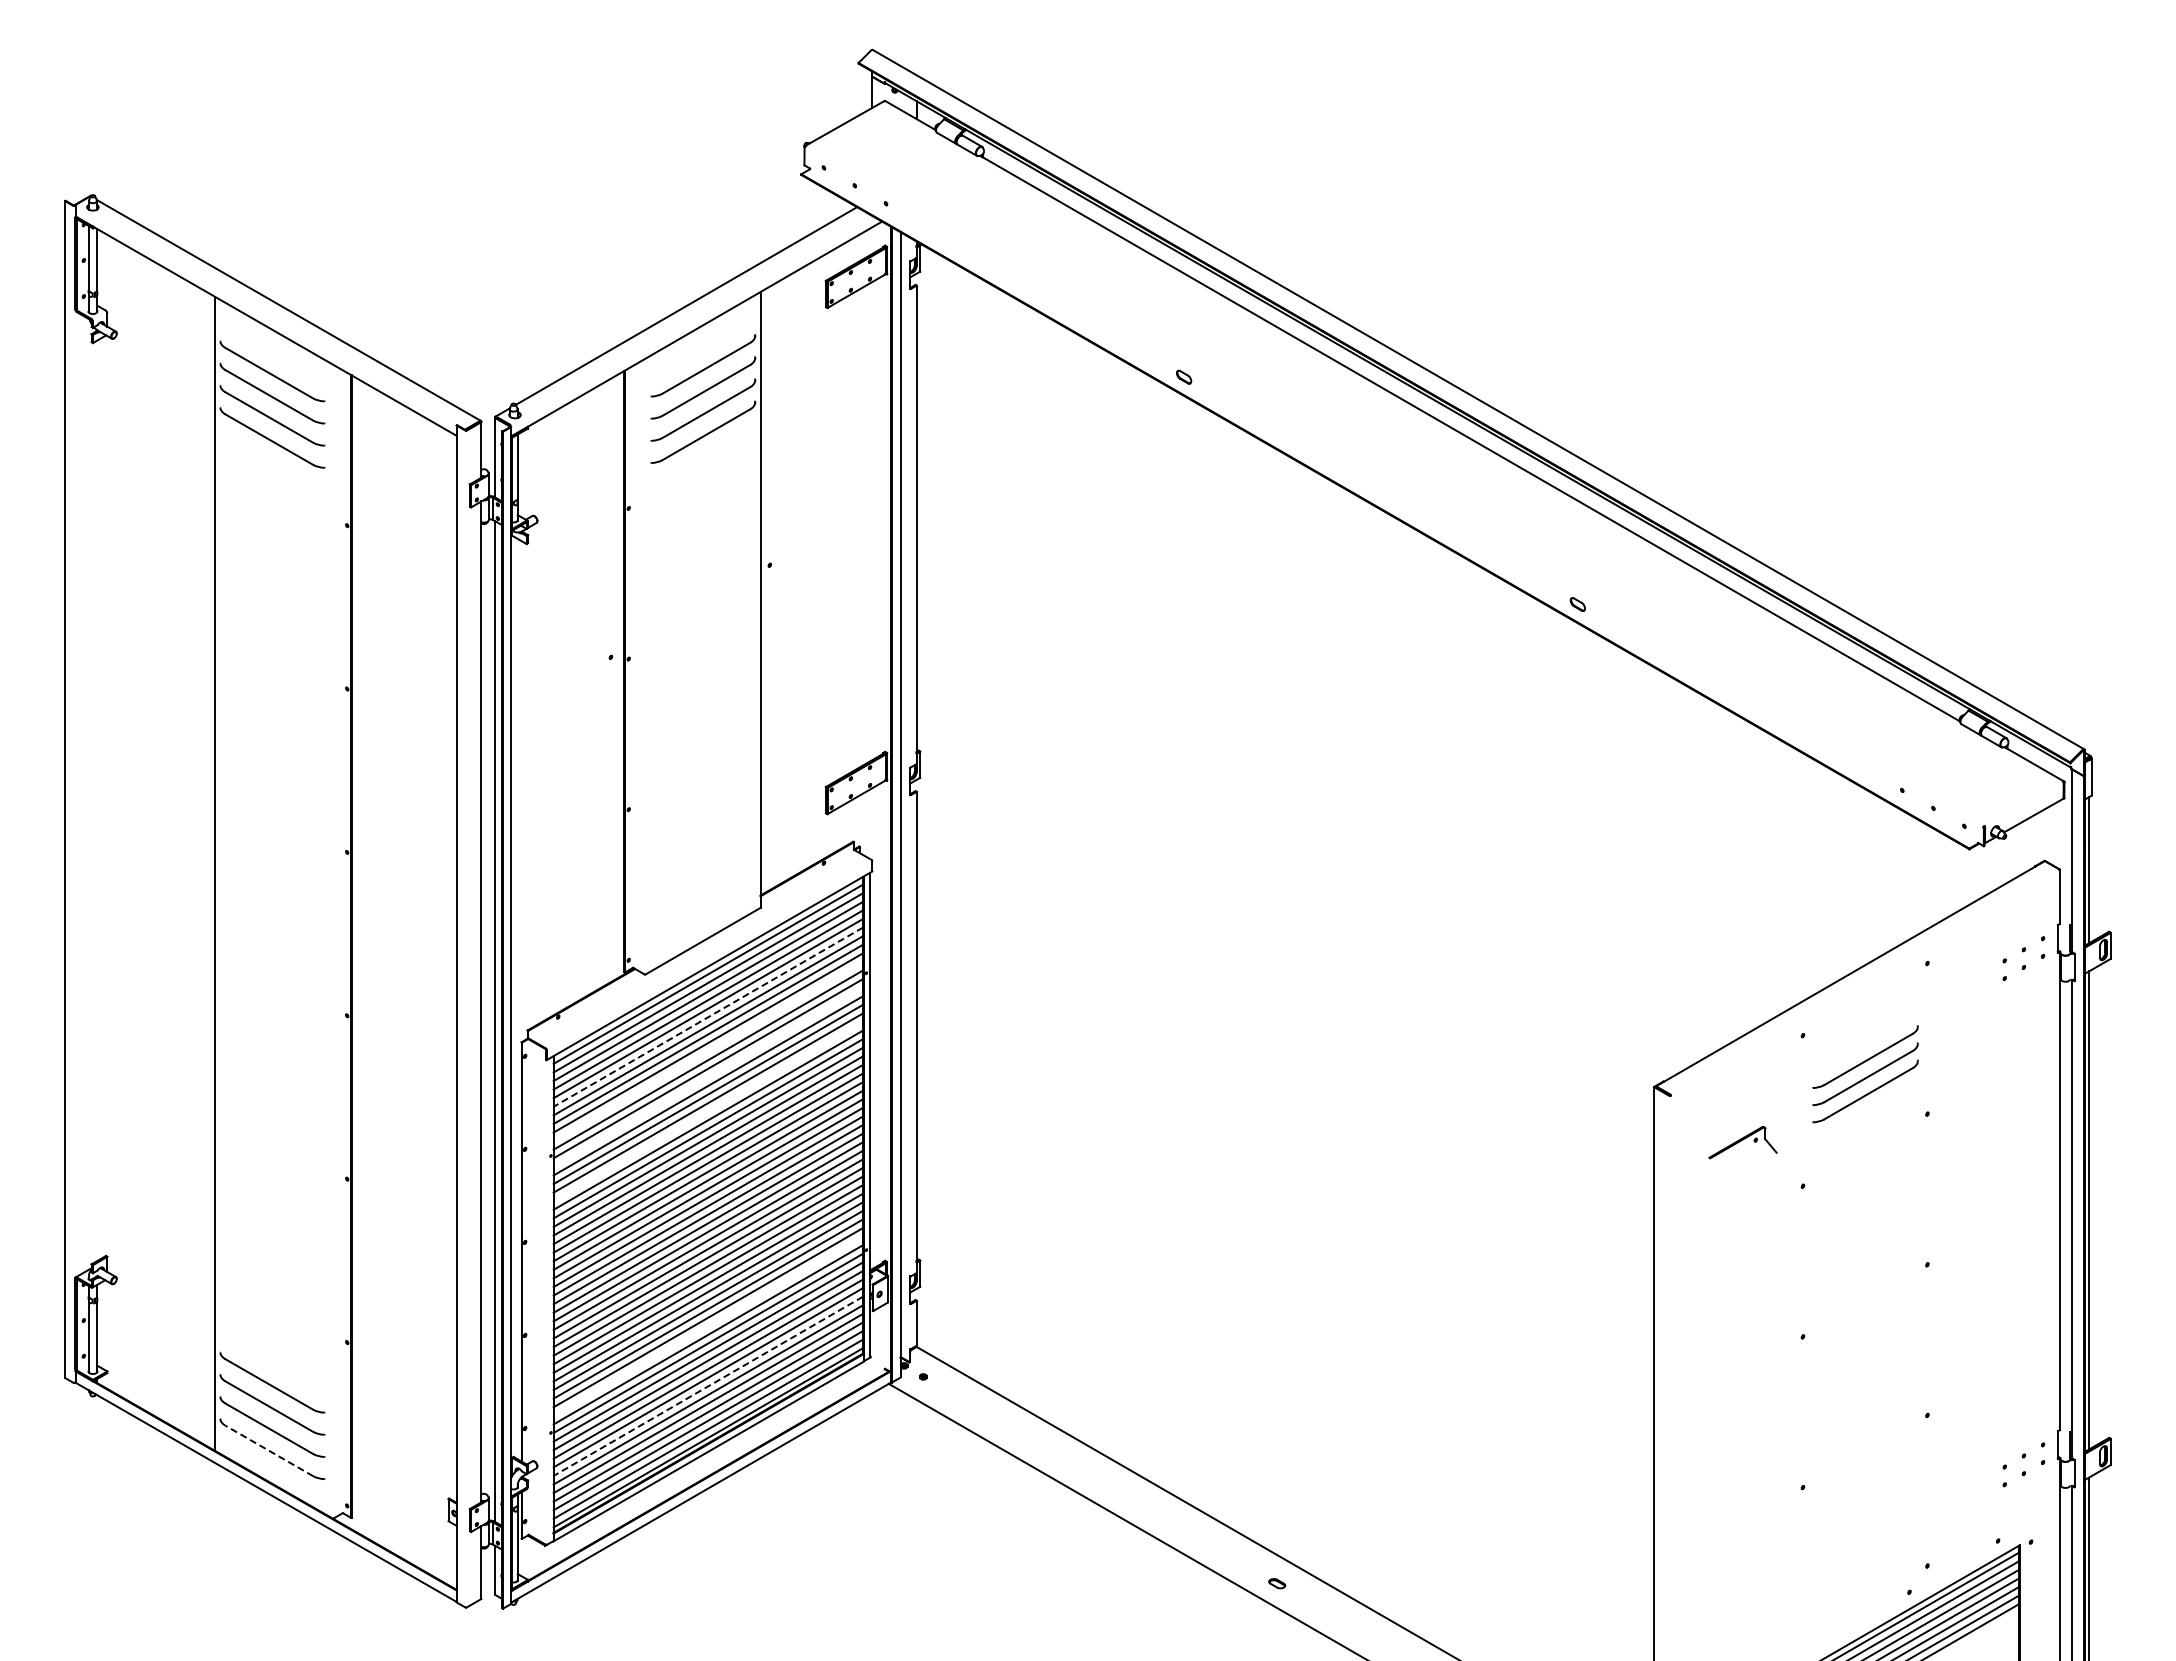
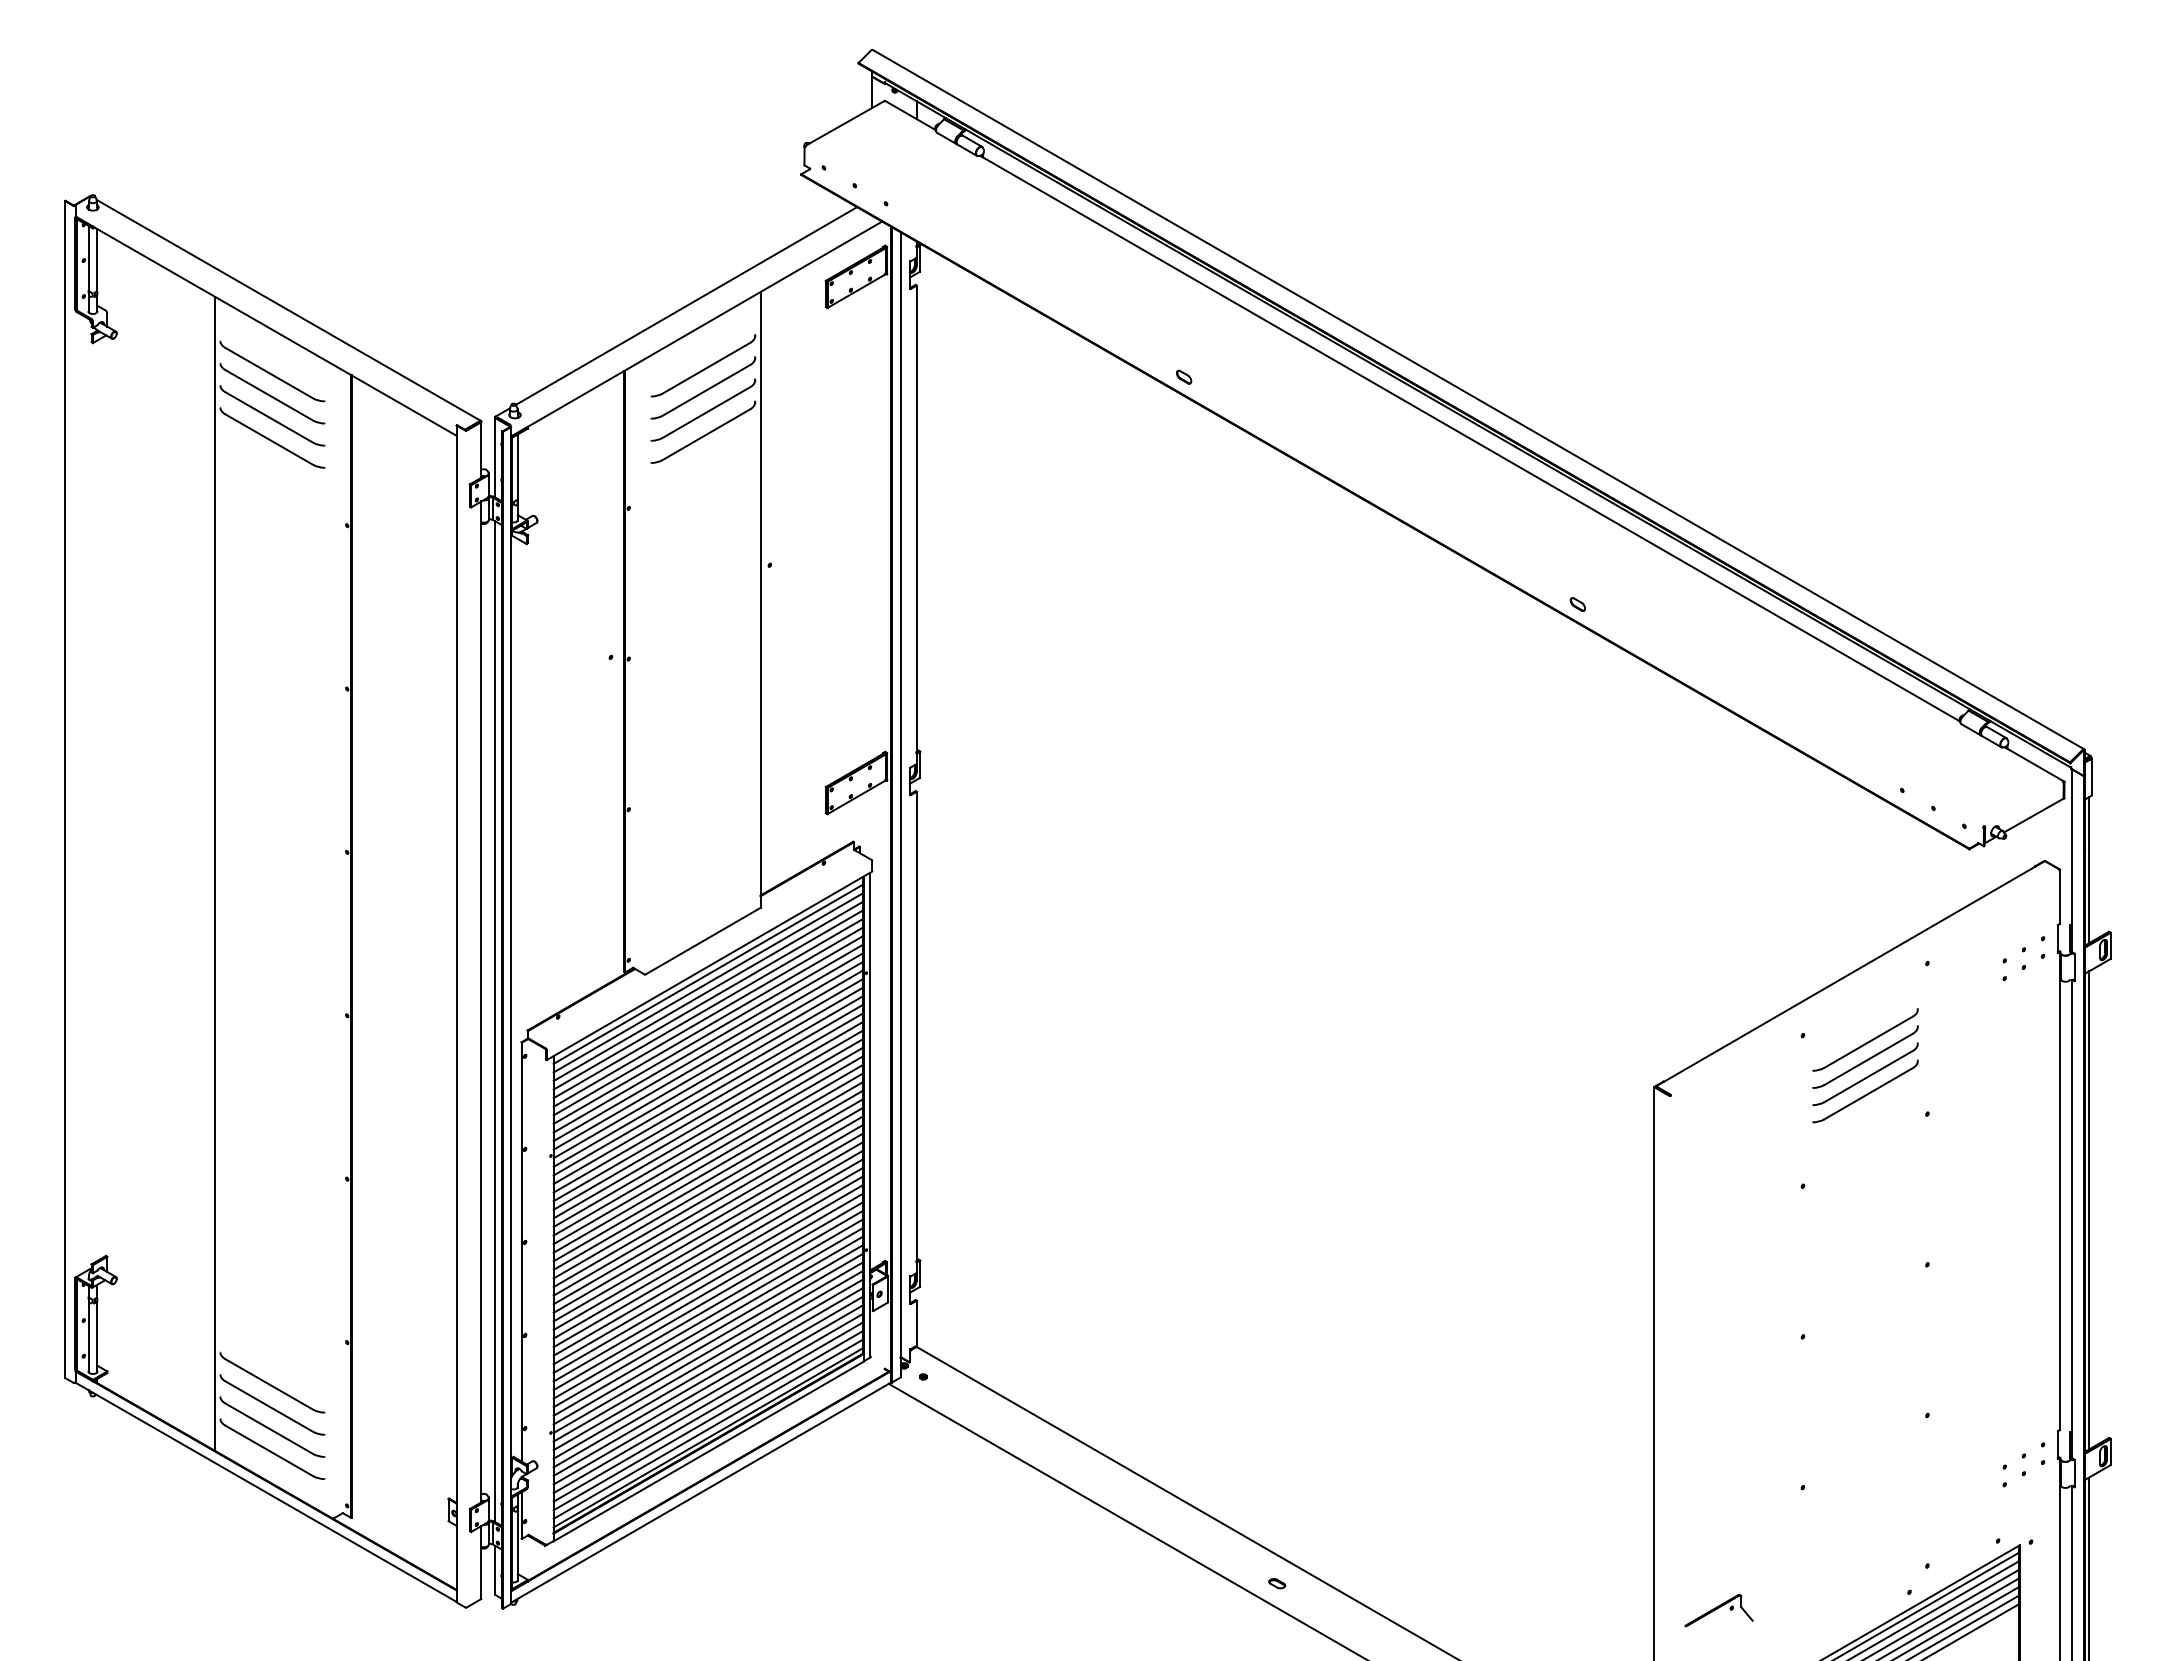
line: dashed -> solid (708, 1017)
part: none -> present (1865, 1039)
line: none -> present (708, 1051)
line: none -> present (708, 1076)
line: none -> present (708, 1111)
part position: (1742, 1142) -> (1718, 1610) (1718, 1610)
line: none -> present (708, 1325)
line: dashed -> solid (708, 1386)
line: dashed -> solid (269, 1450)
